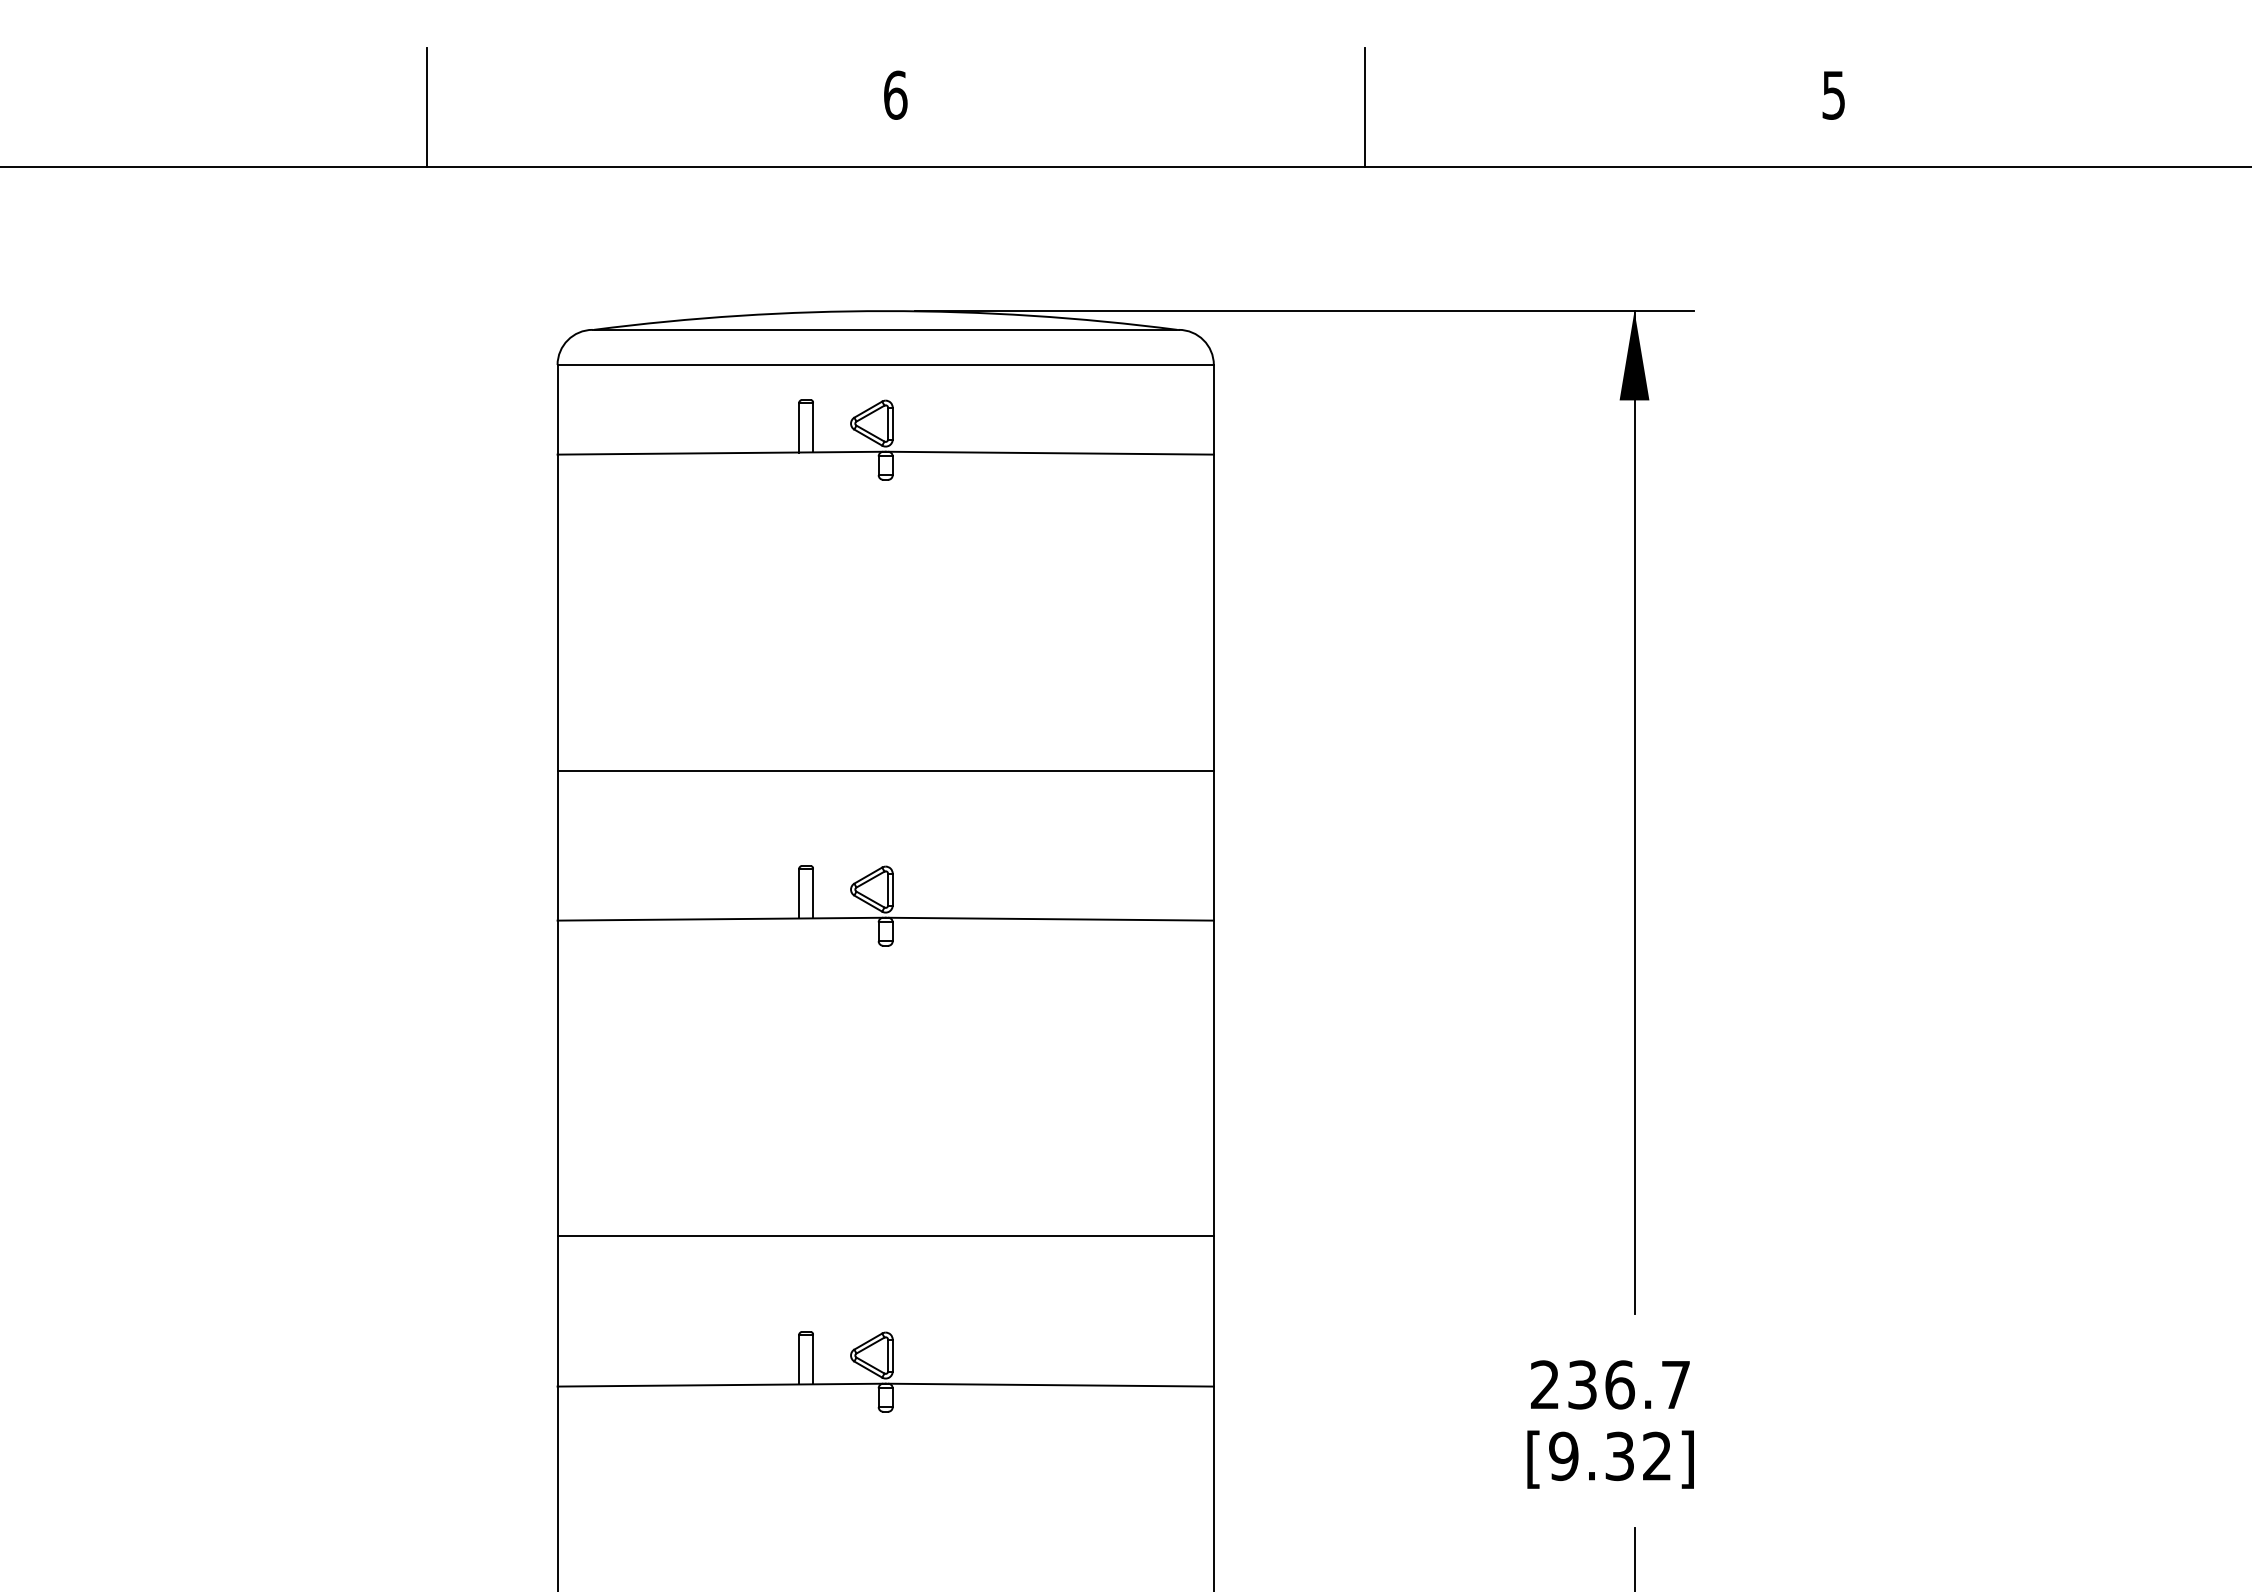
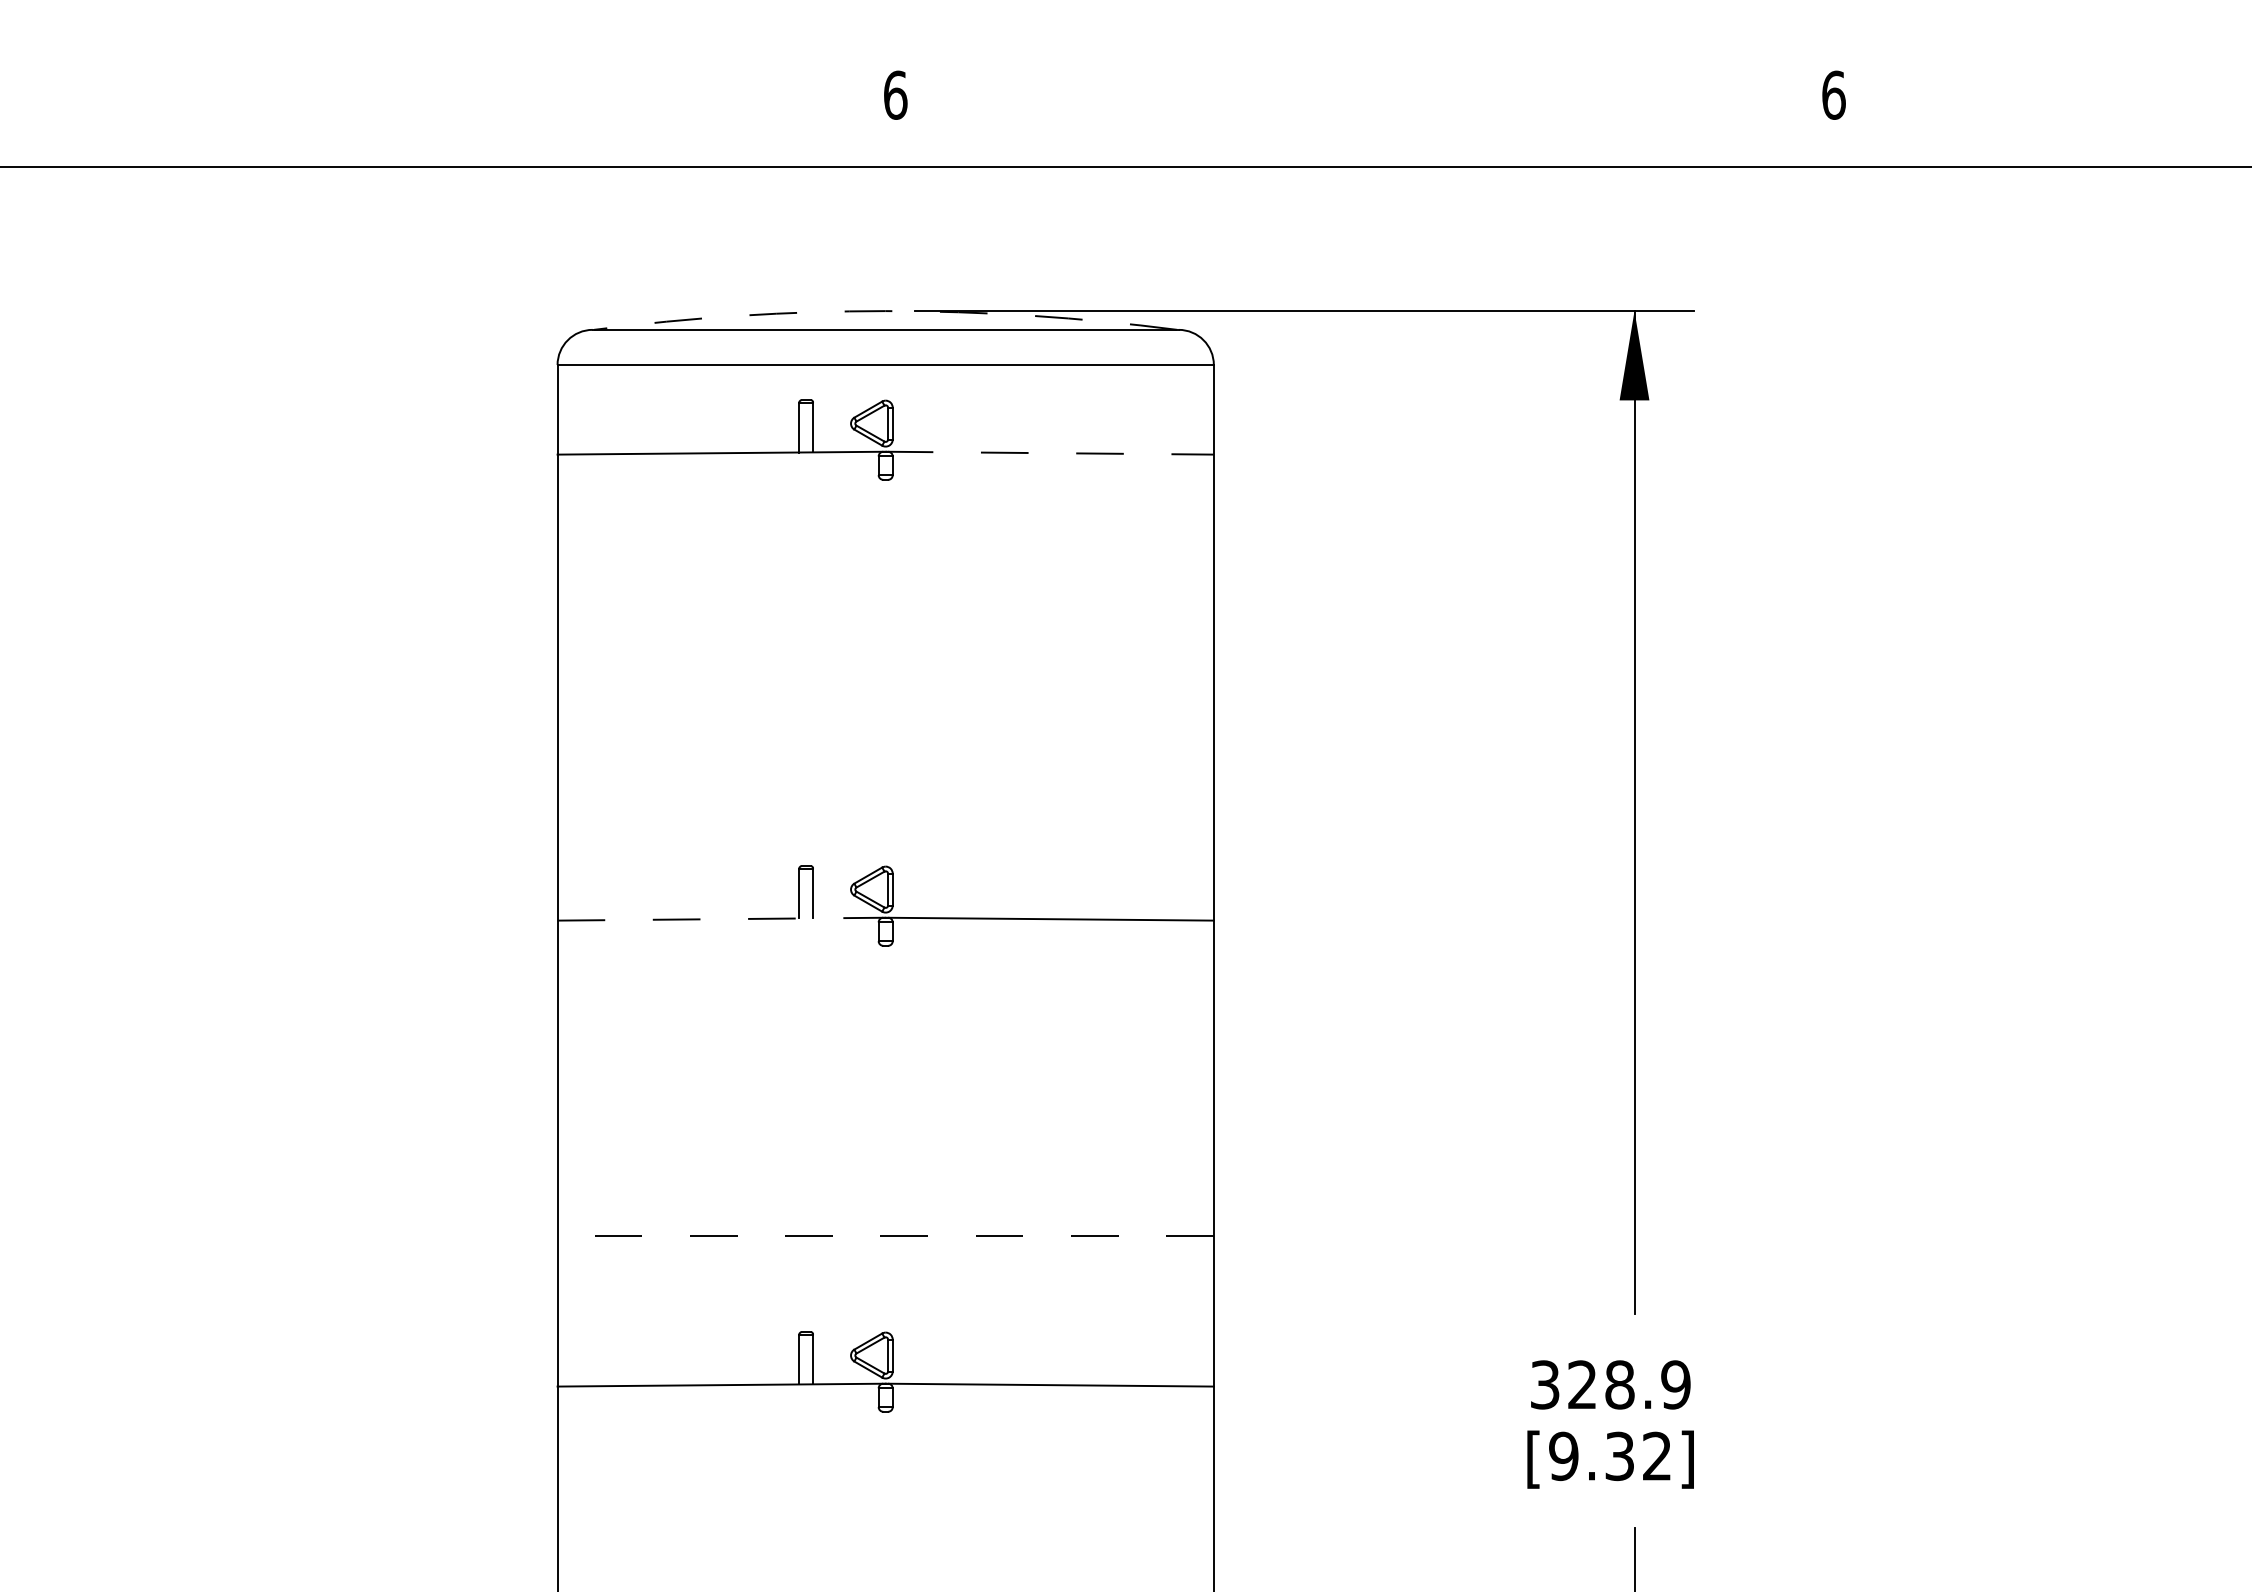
text: 5 -> 6 (1833, 94)
line: present -> none (426, 106)
line: present -> none (1364, 106)
arc: solid -> dashed (885, 311)
line: solid -> dashed (1050, 453)
line: present -> none (885, 770)
line: solid -> dashed (722, 919)
line: solid -> dashed (885, 1236)
text: 236.7 -> 328.9 (1610, 1384)
